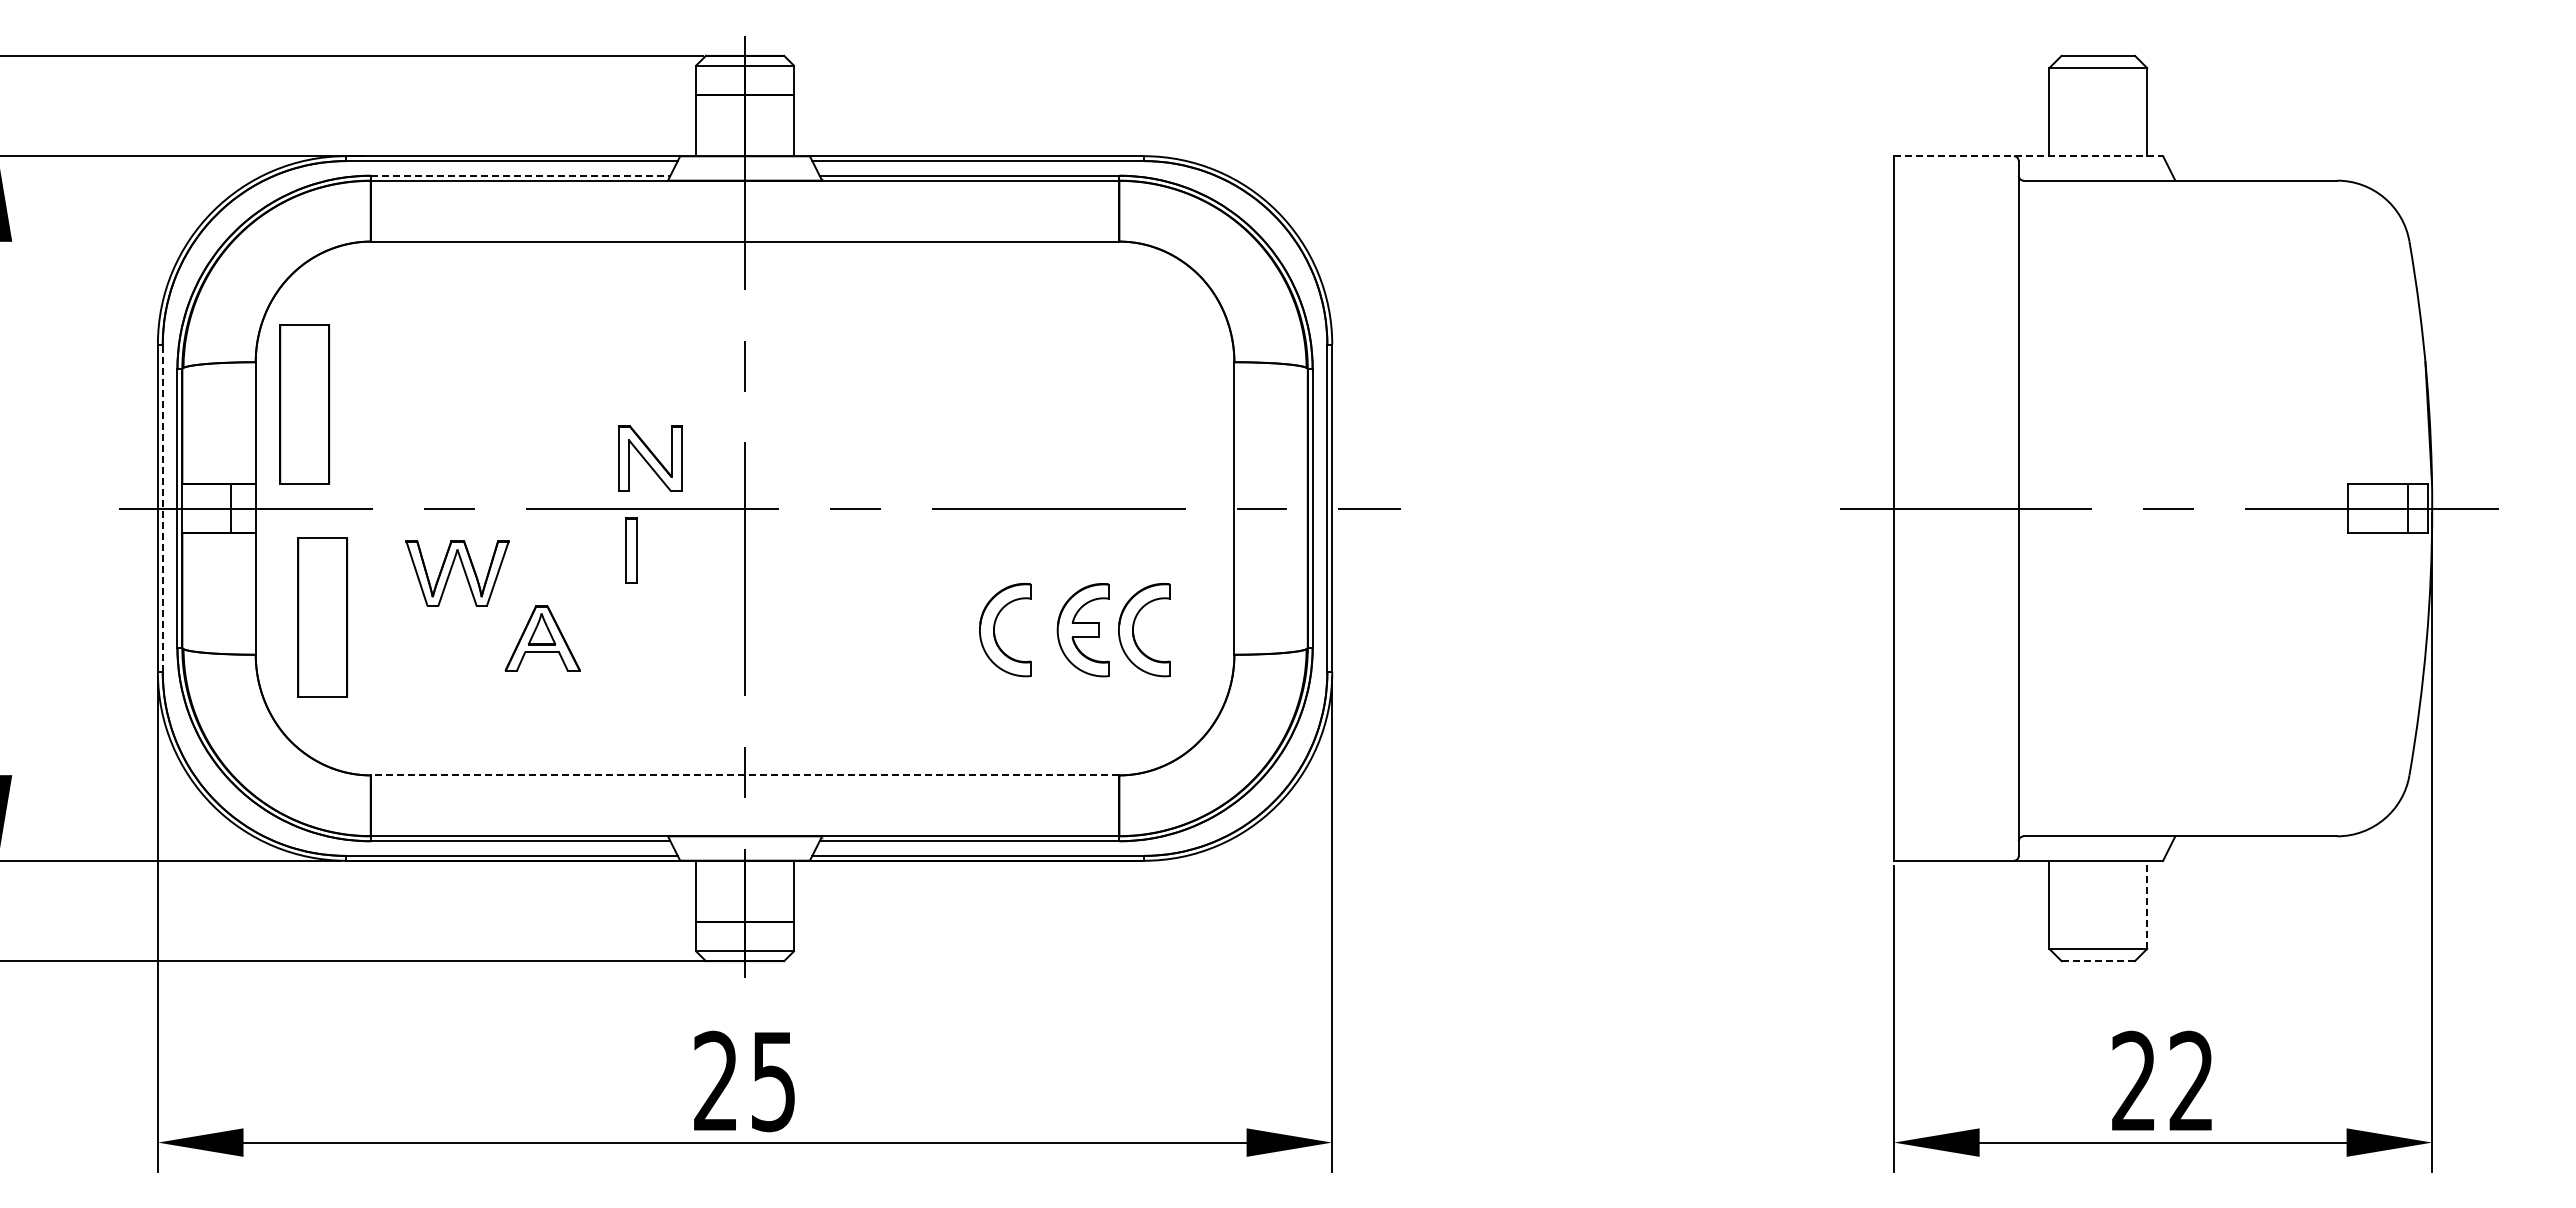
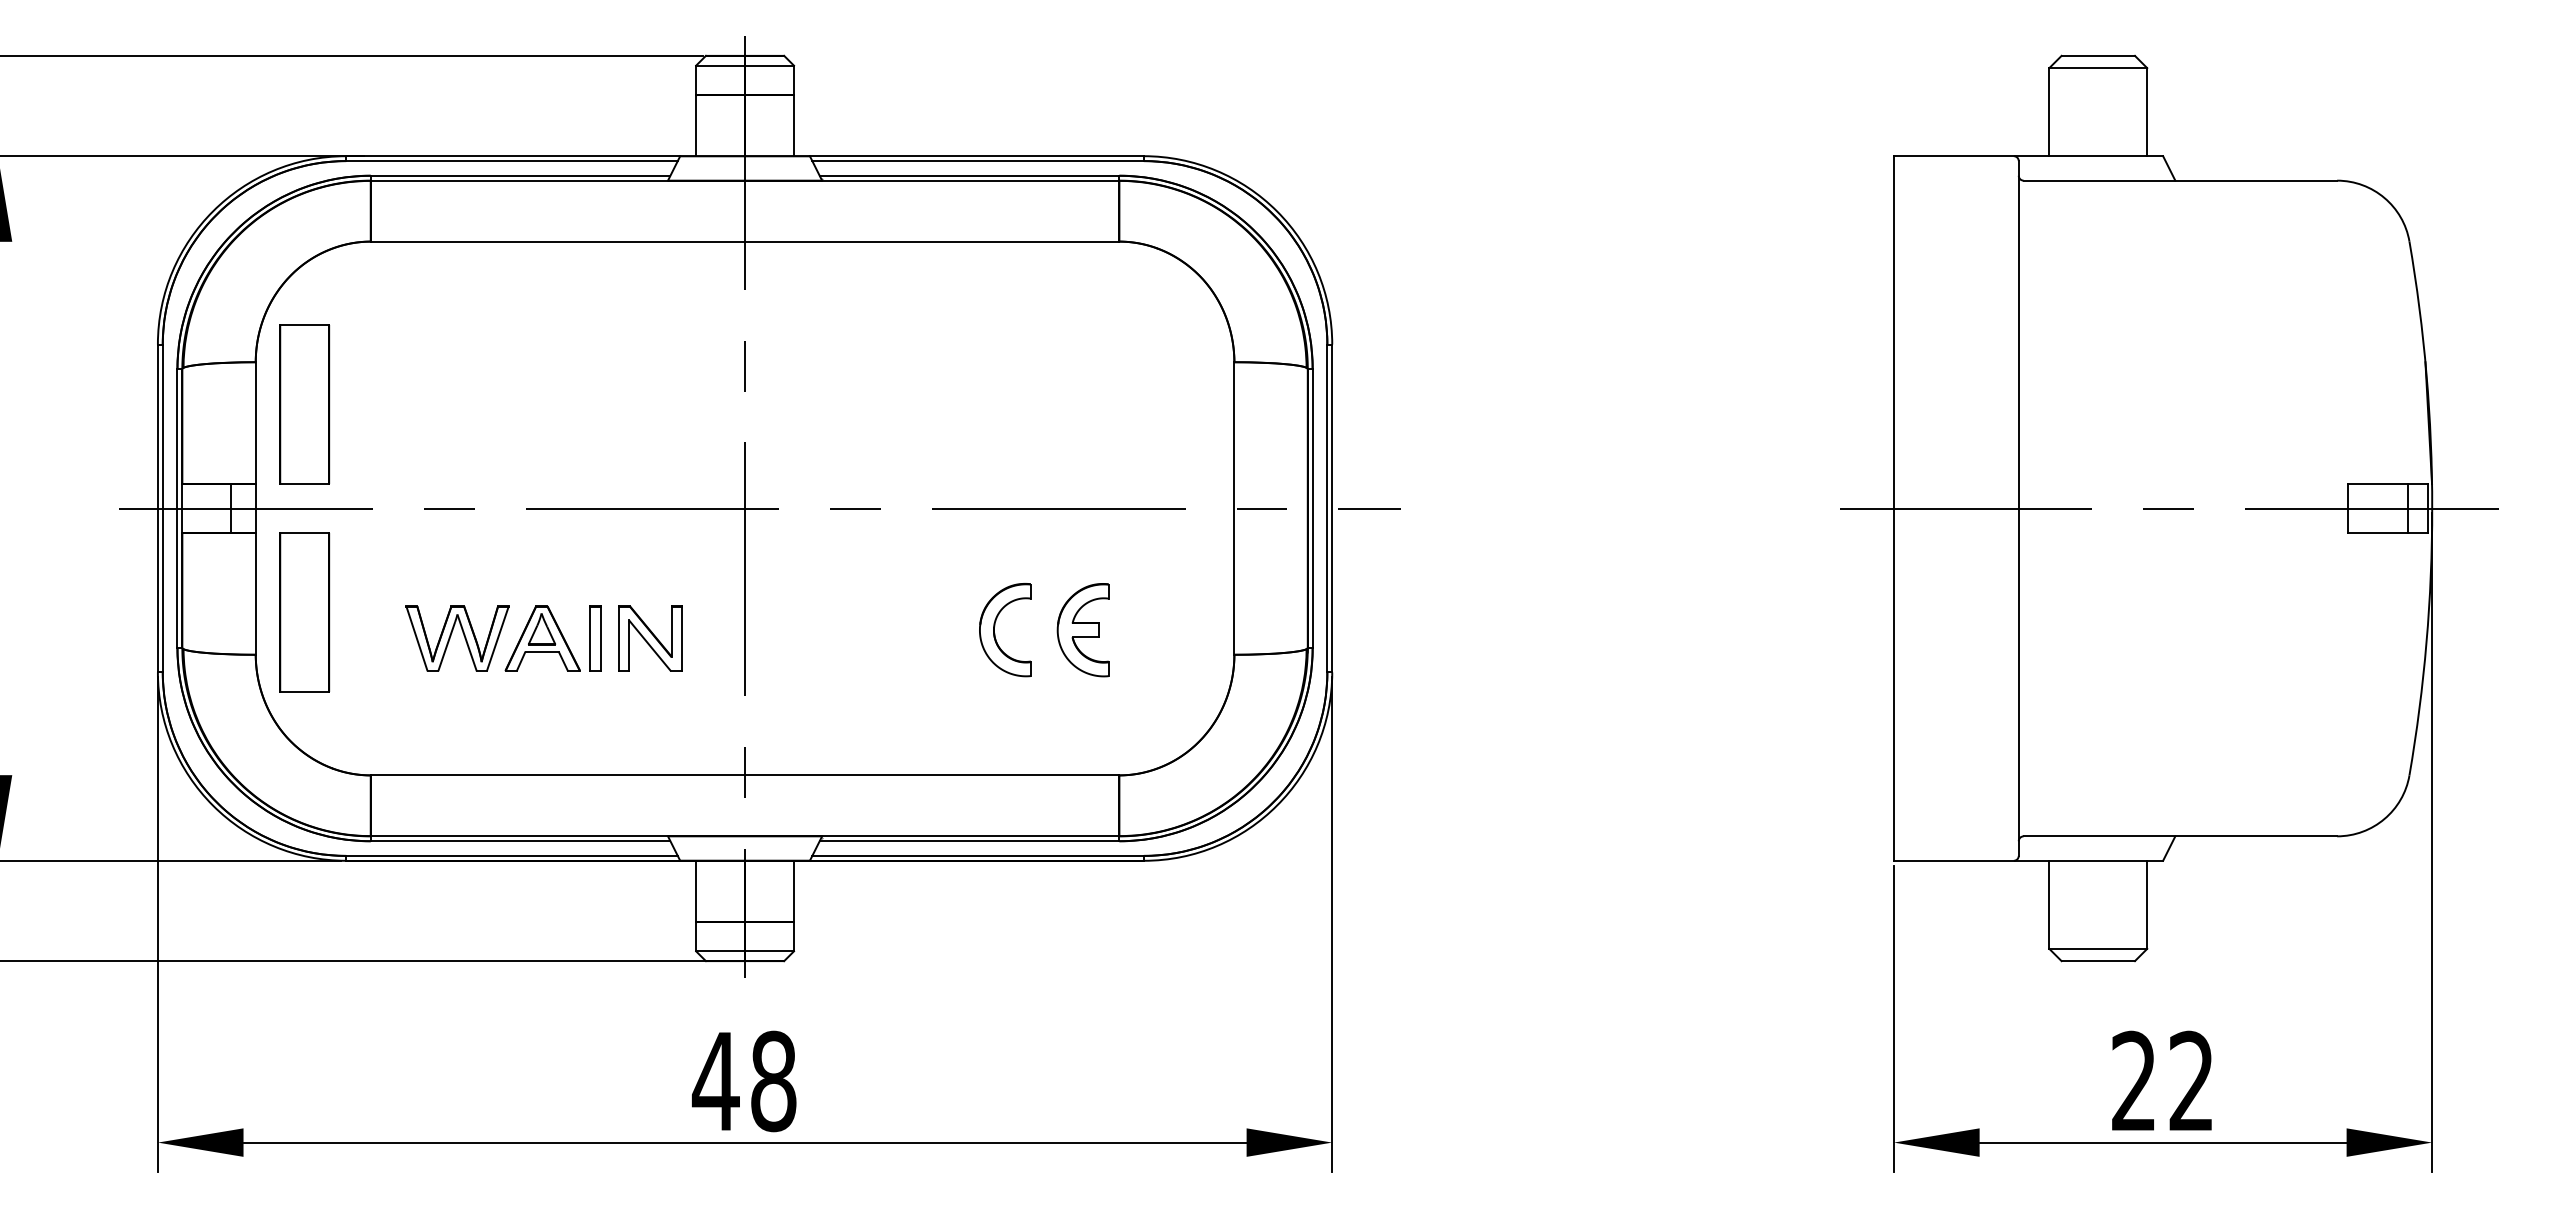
line: dashed -> solid (2028, 156)
line: dashed -> solid (520, 175)
part position: (650, 458) -> (650, 638) (650, 638)
line: dashed -> solid (162, 508)
part position: (631, 550) -> (595, 638) (595, 638)
part position: (451, 571) -> (451, 636) (451, 636)
part position: (322, 617) -> (304, 612) (304, 612)
part: present -> none (1134, 633)
line: dashed -> solid (744, 775)
line: dashed -> solid (2147, 904)
line: dashed -> solid (2098, 961)
text: 25 -> 48 (743, 1081)
